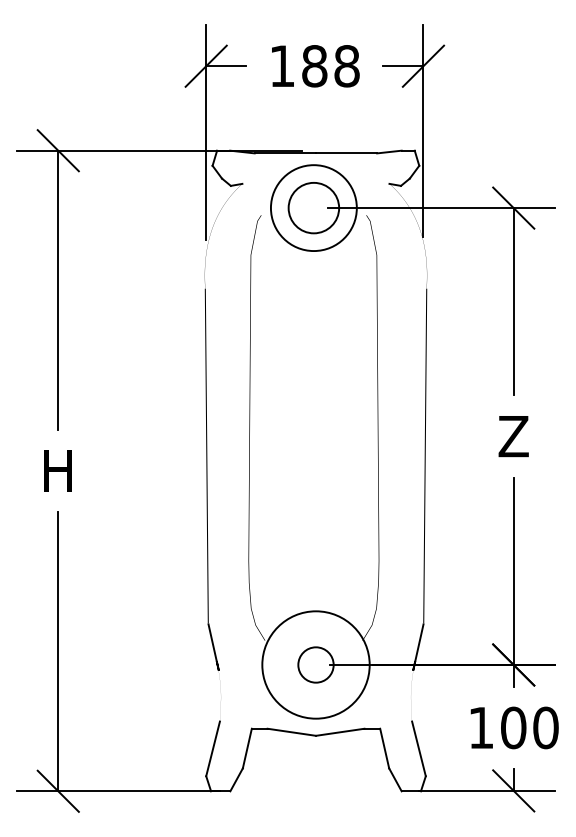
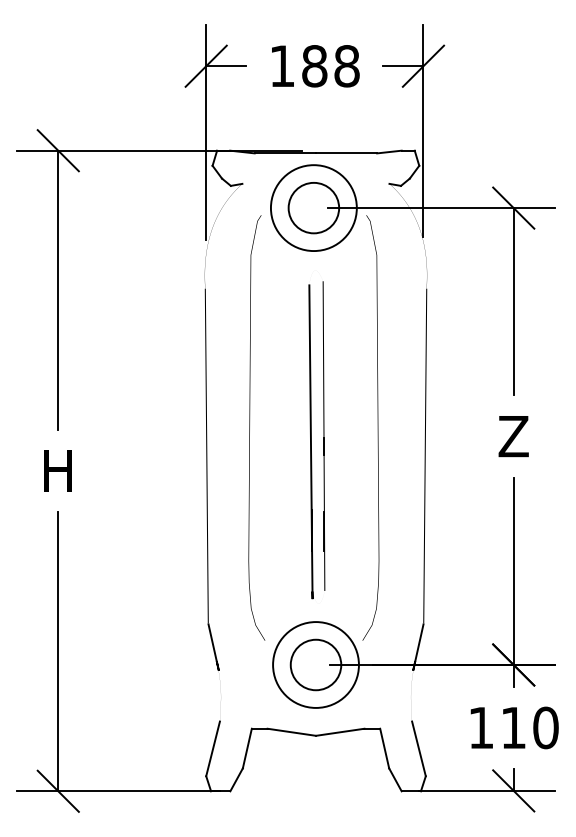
part: none -> present (316, 440)
circle diameter: 107 px -> 86 px (315, 664)
circle diameter: 35 px -> 50 px (315, 664)
text: 100 -> 110 (513, 727)
